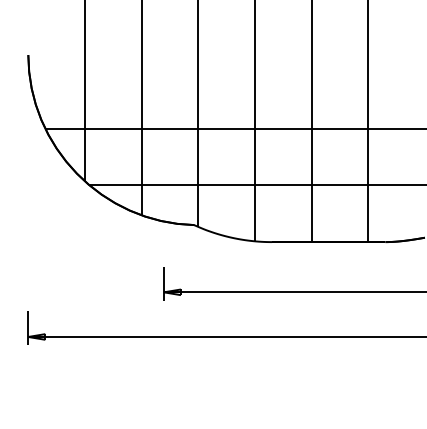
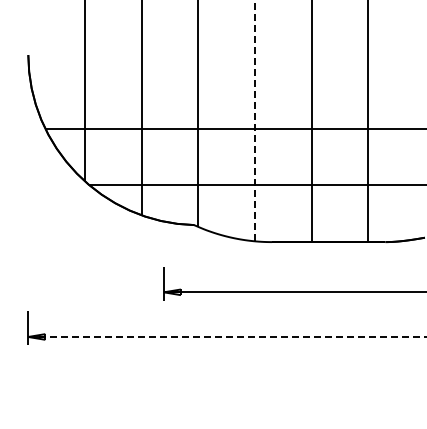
line: solid -> dashed (255, 120)
line: solid -> dashed (227, 336)
